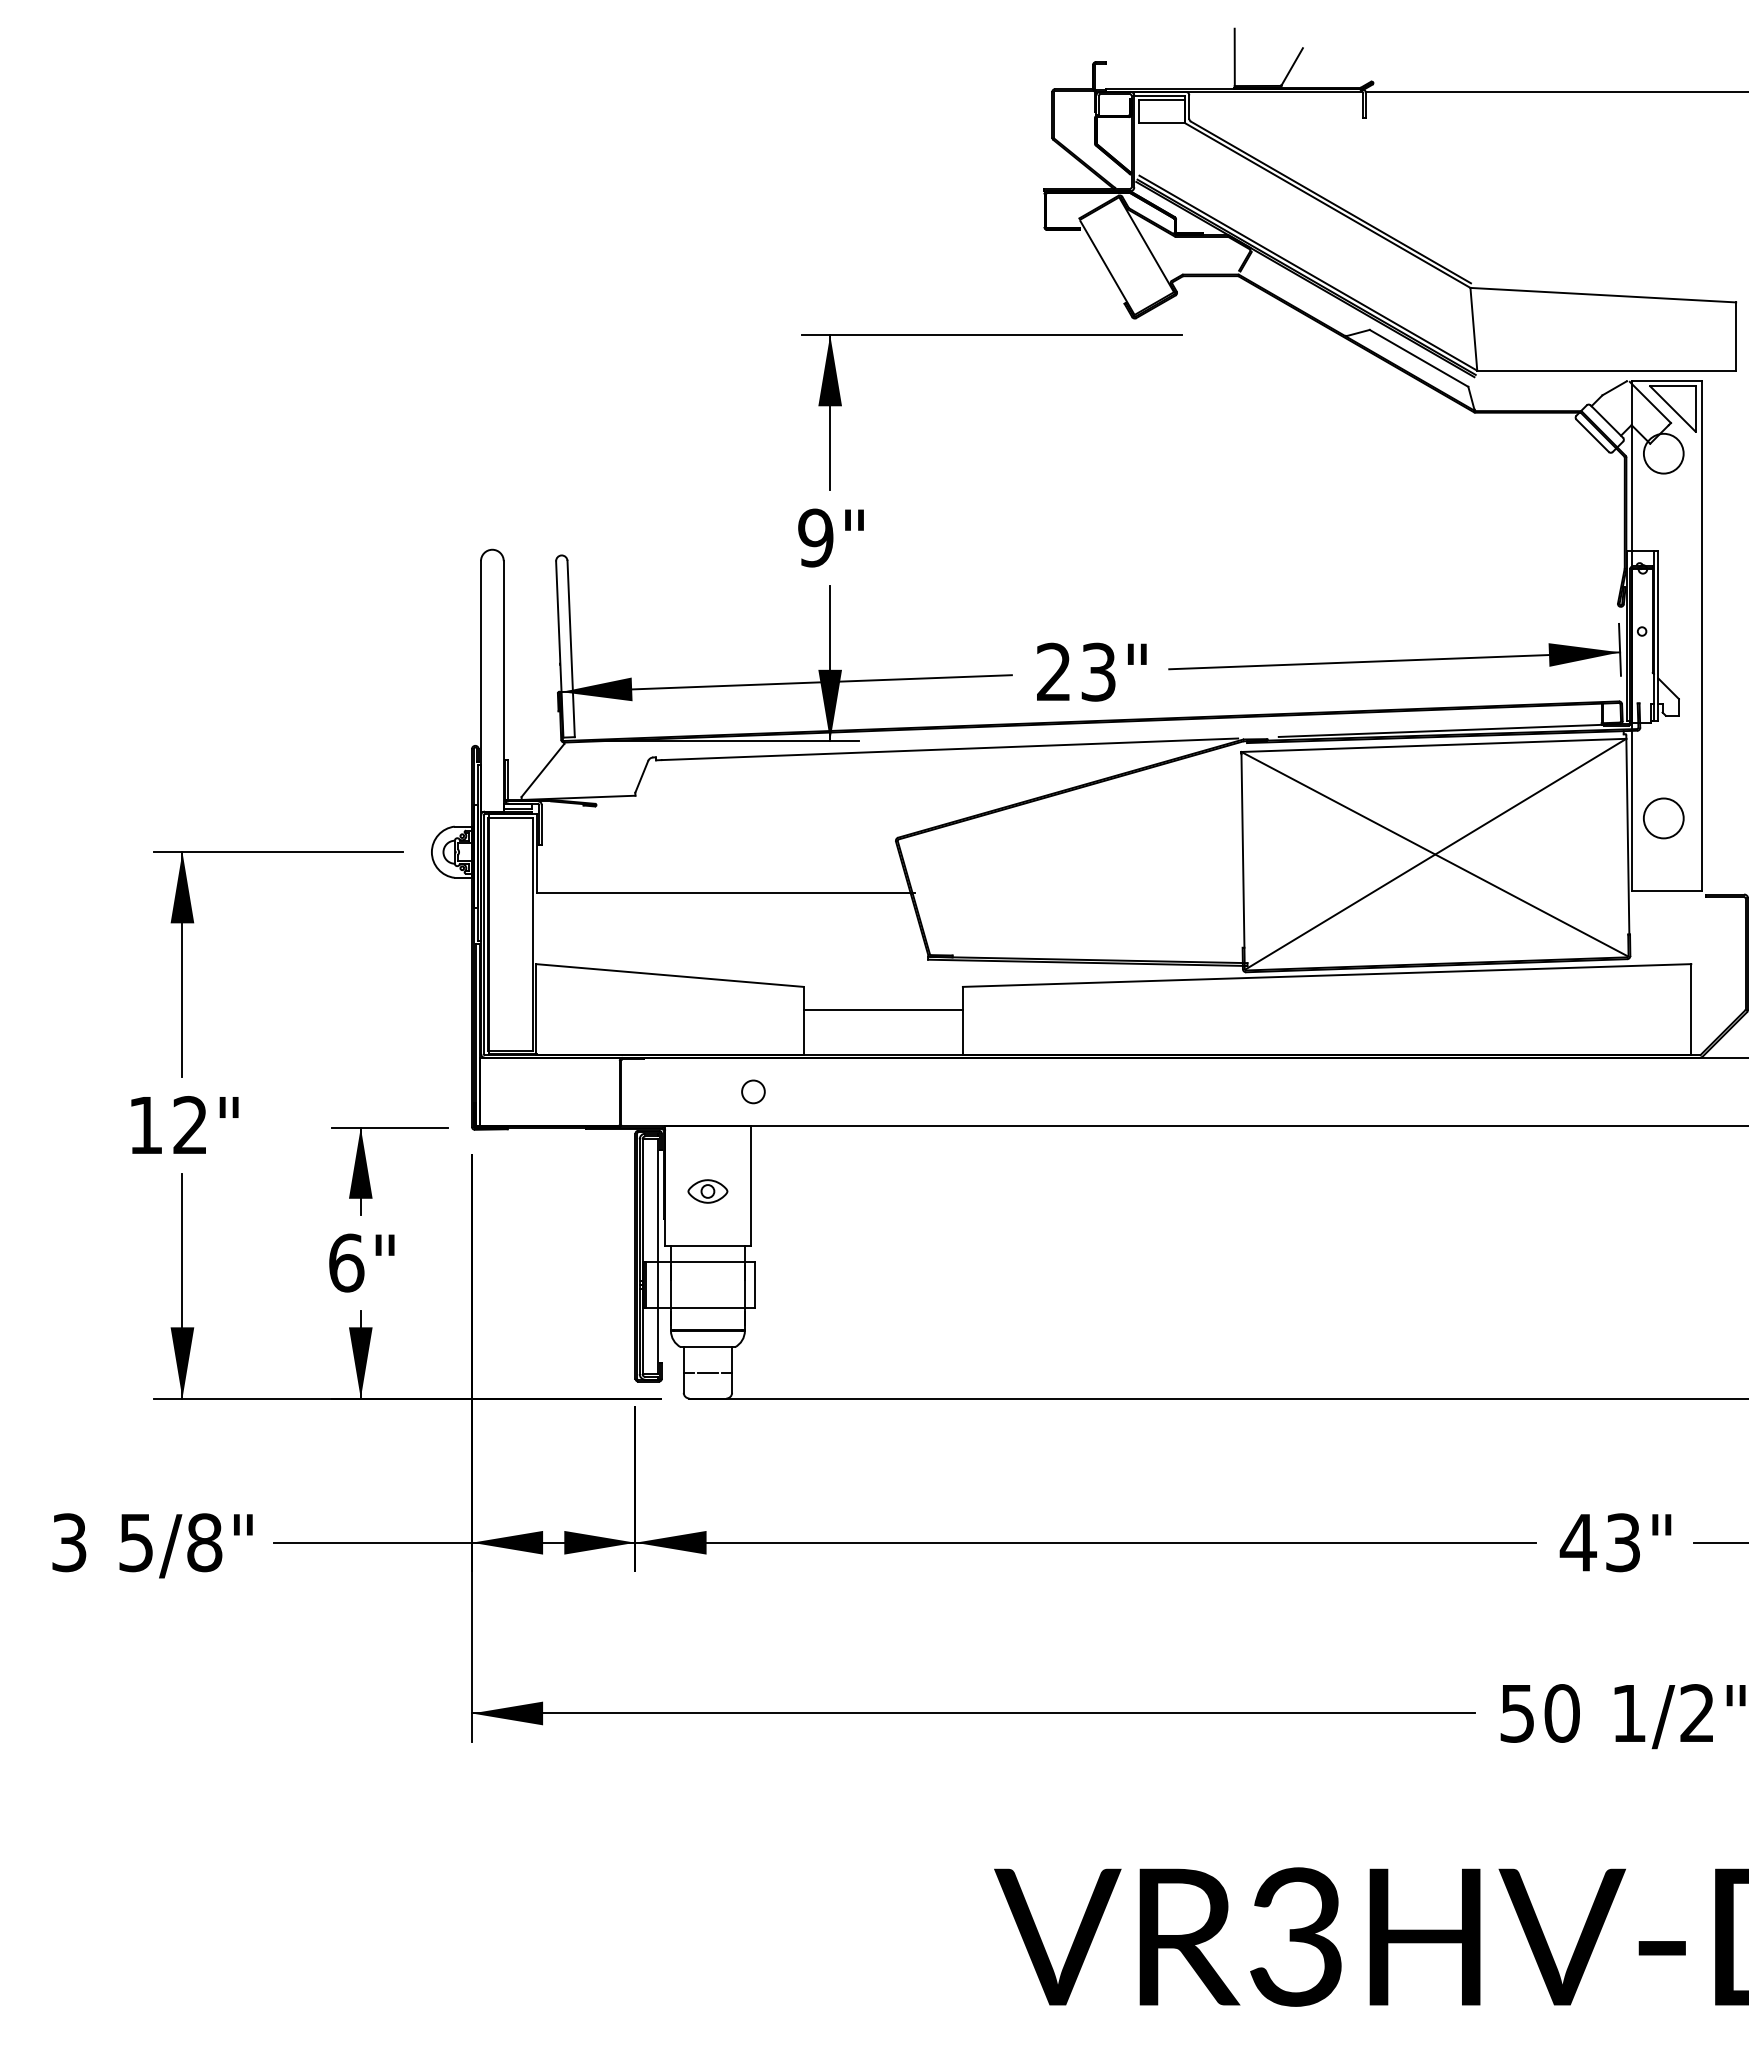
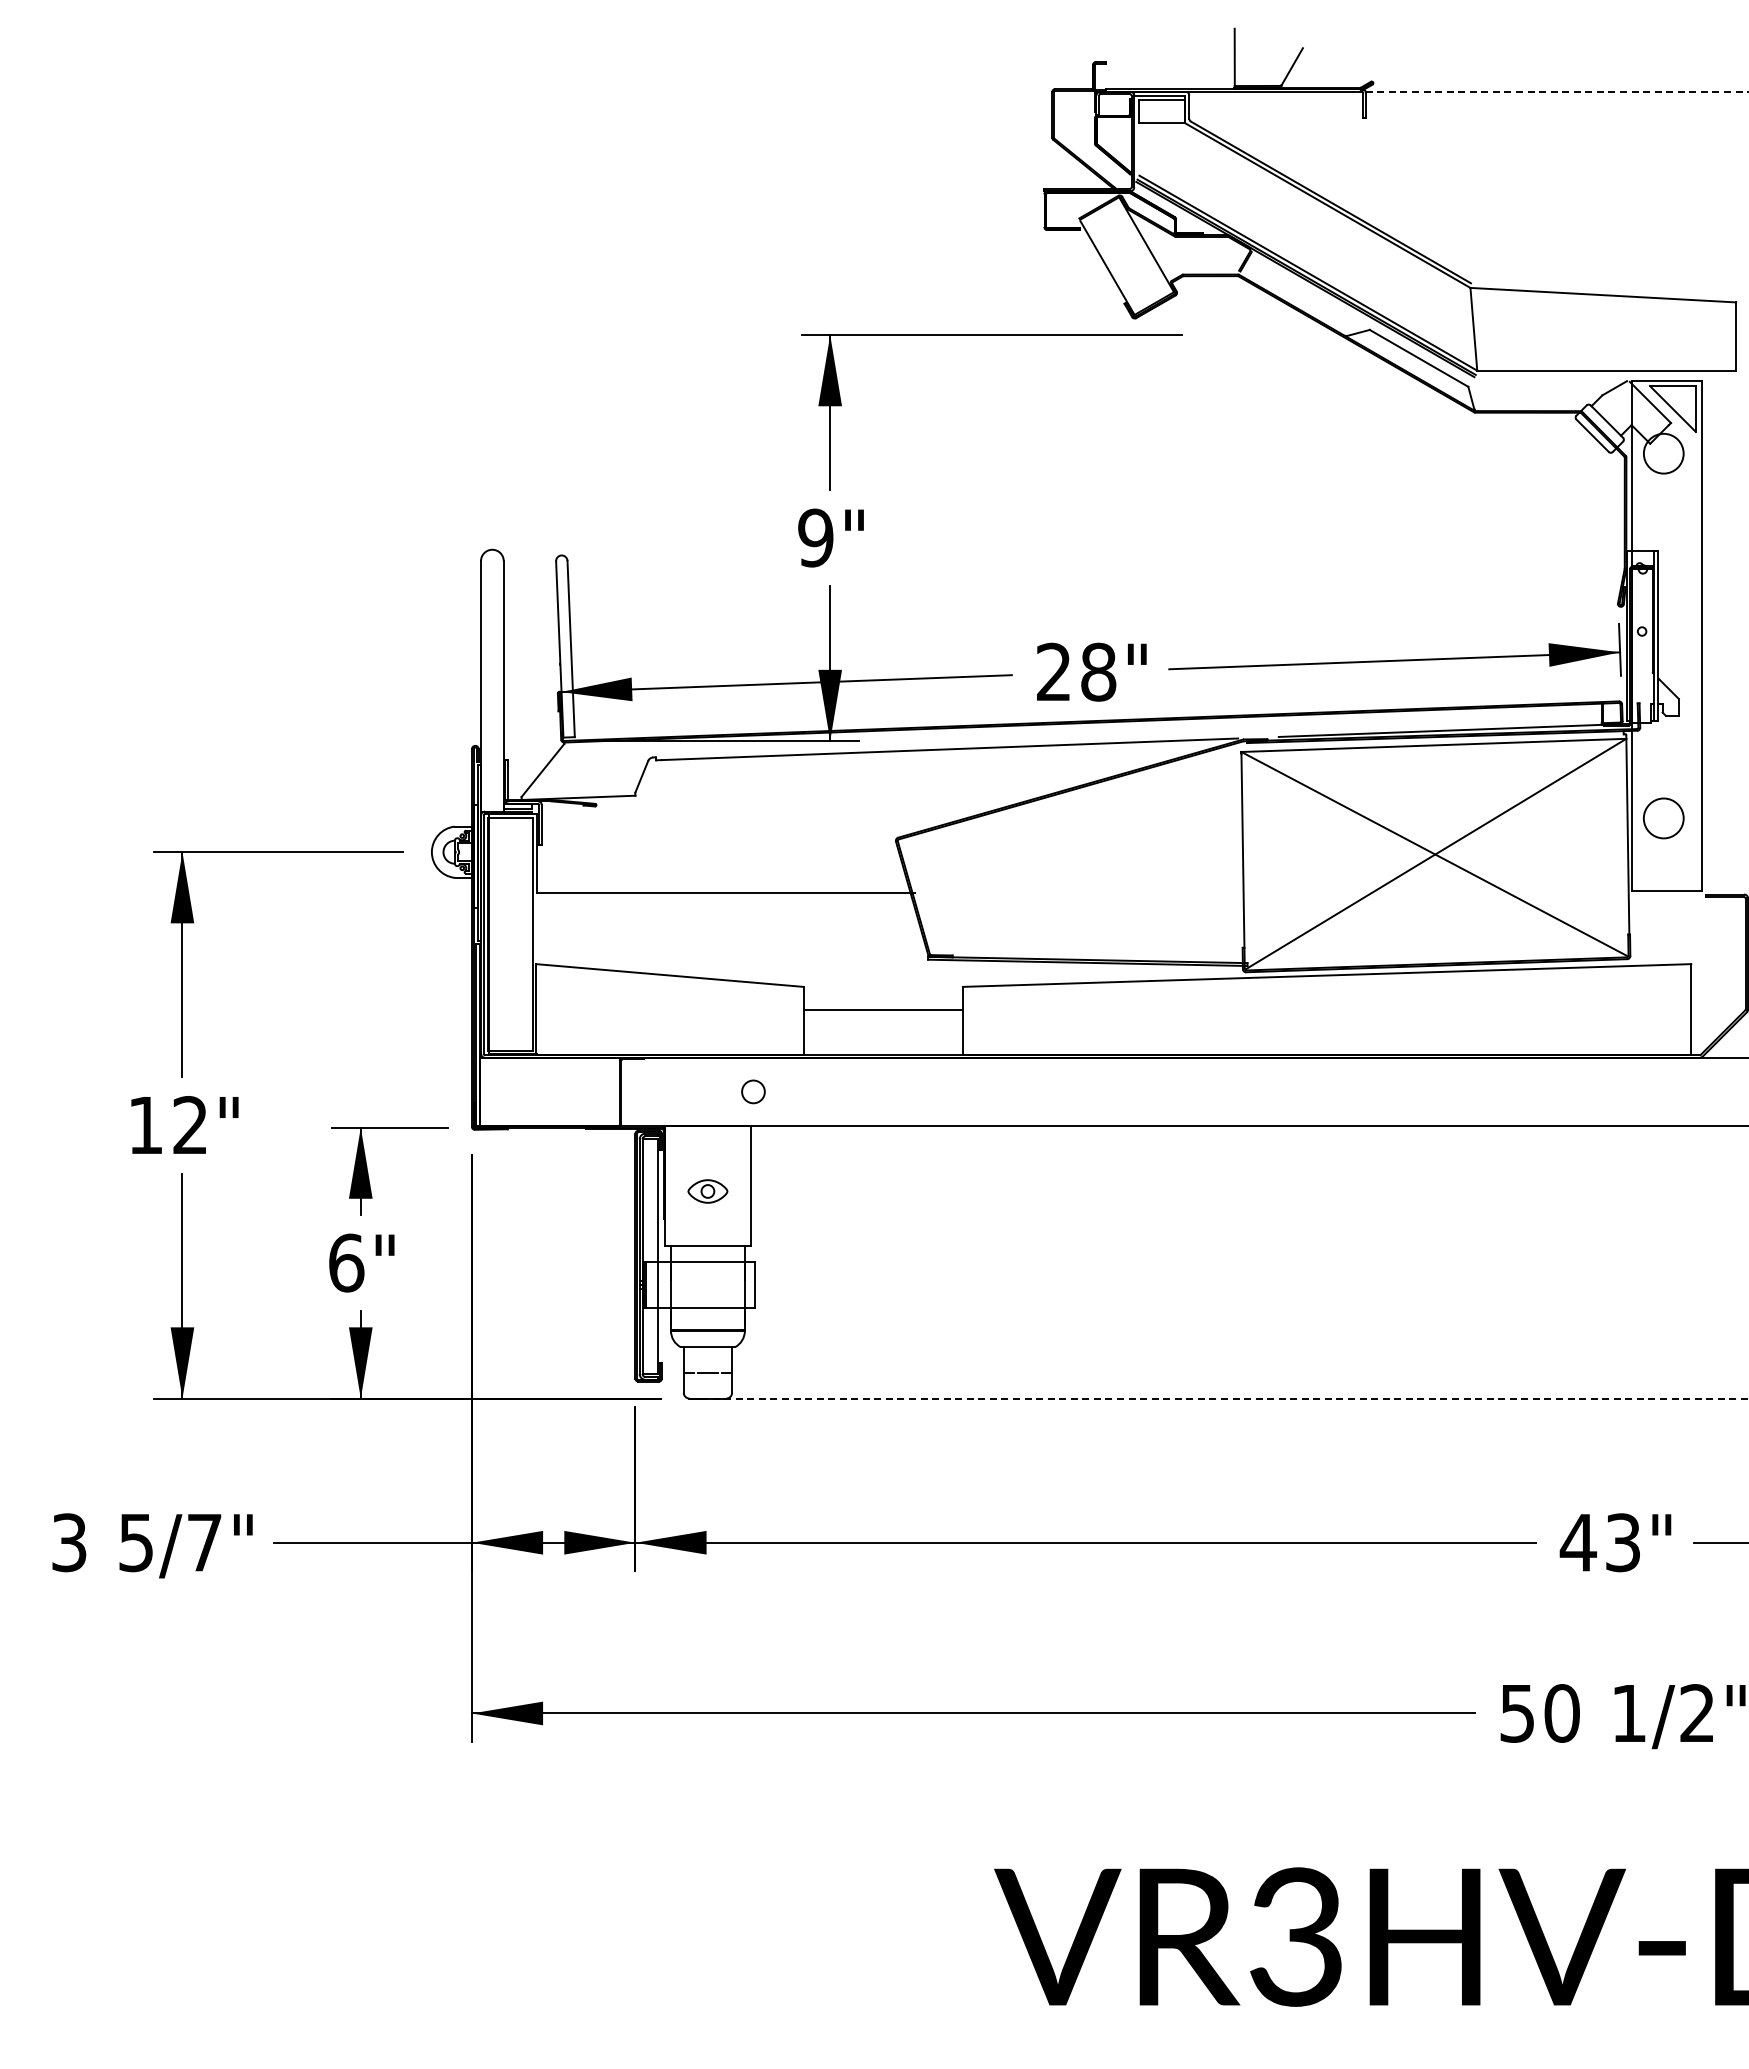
line: solid -> dashed (1557, 91)
text: 23" -> 28" (1098, 671)
line: solid -> dashed (1219, 1398)
text: 5/8" -> 5/7" (204, 1542)
